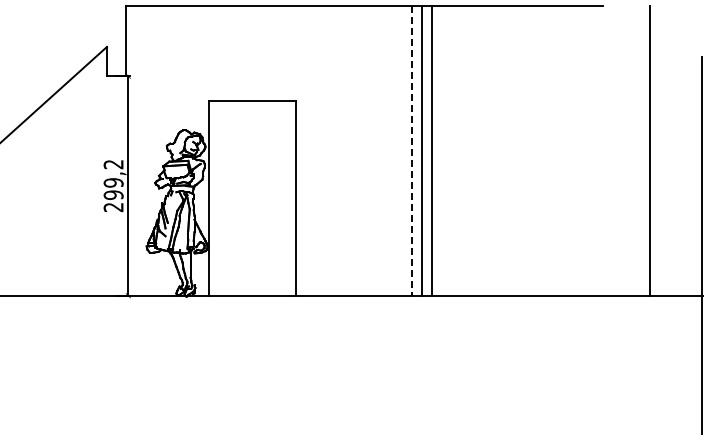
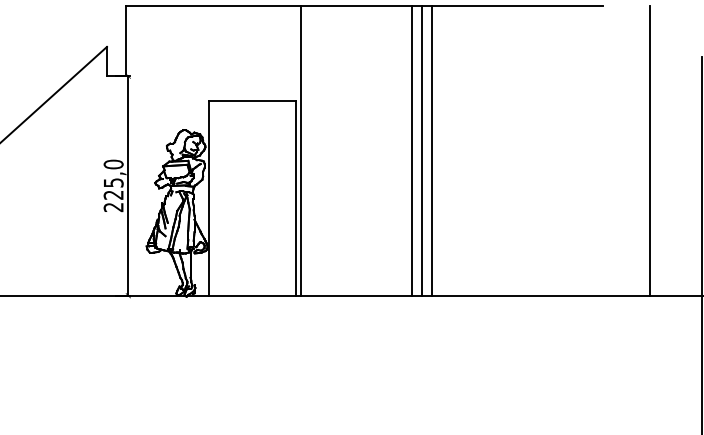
line: none -> present (301, 150)
line: dashed -> solid (412, 150)
text: 299,2 -> 225,0 (113, 179)
